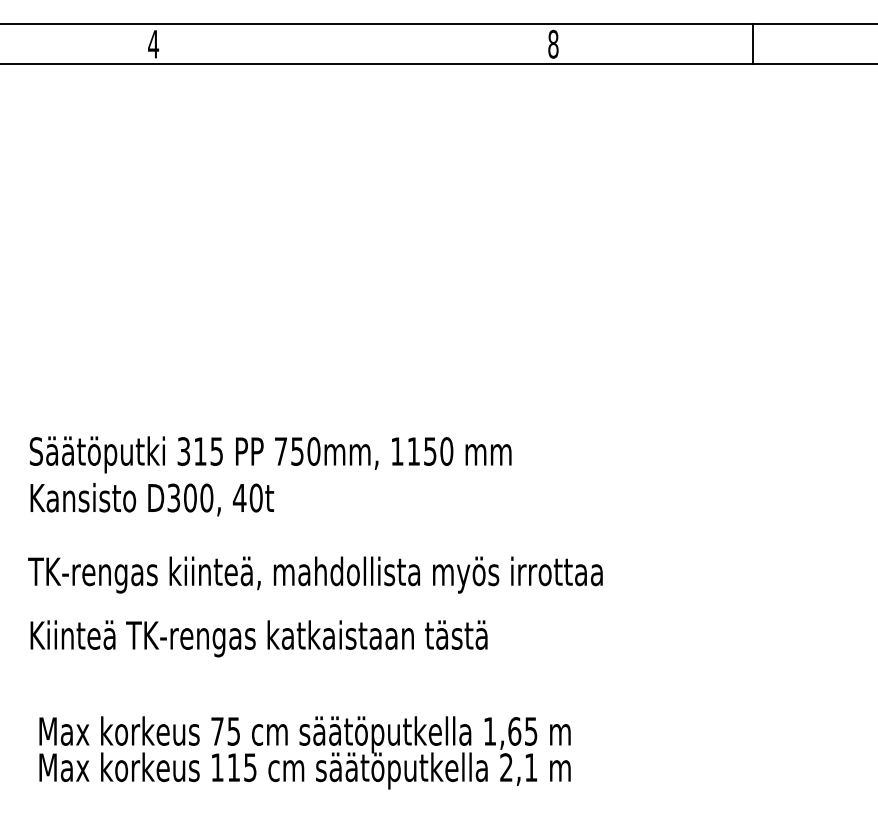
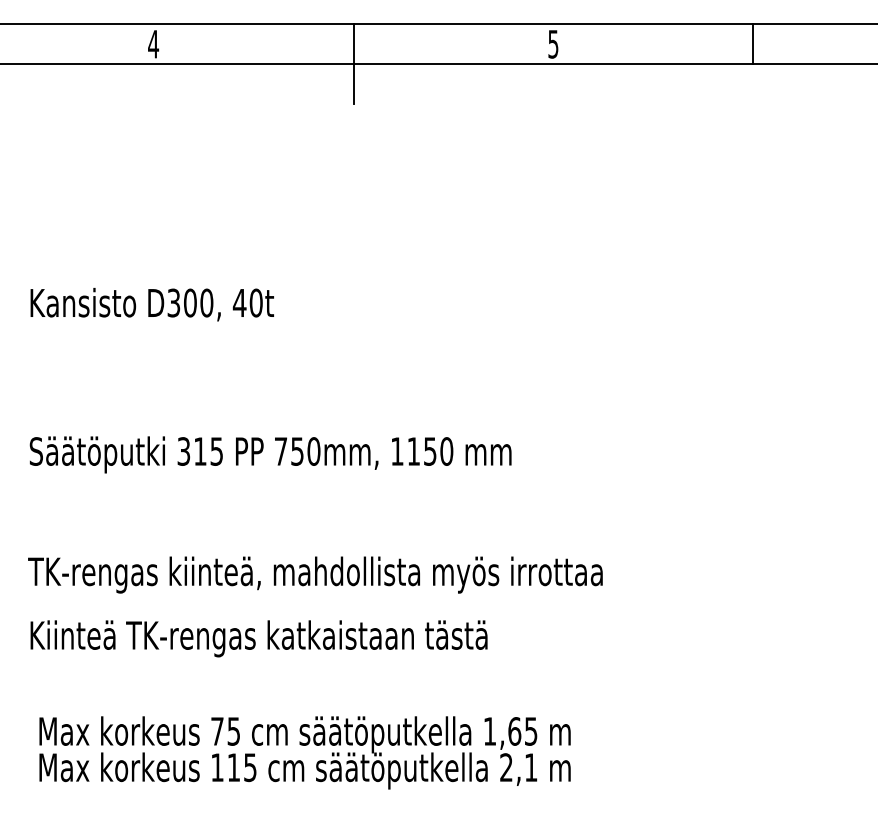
text: 8 -> 5 (553, 43)
line: none -> present (353, 64)
text position: (151, 499) -> (151, 304) (151, 304)
